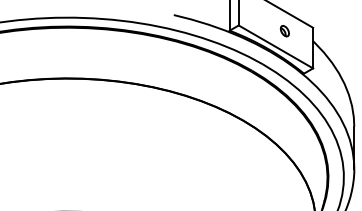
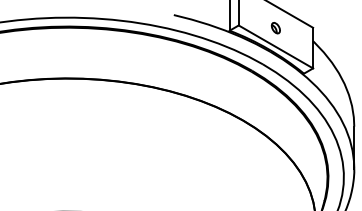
part position: (284, 31) -> (275, 28) (275, 28)
